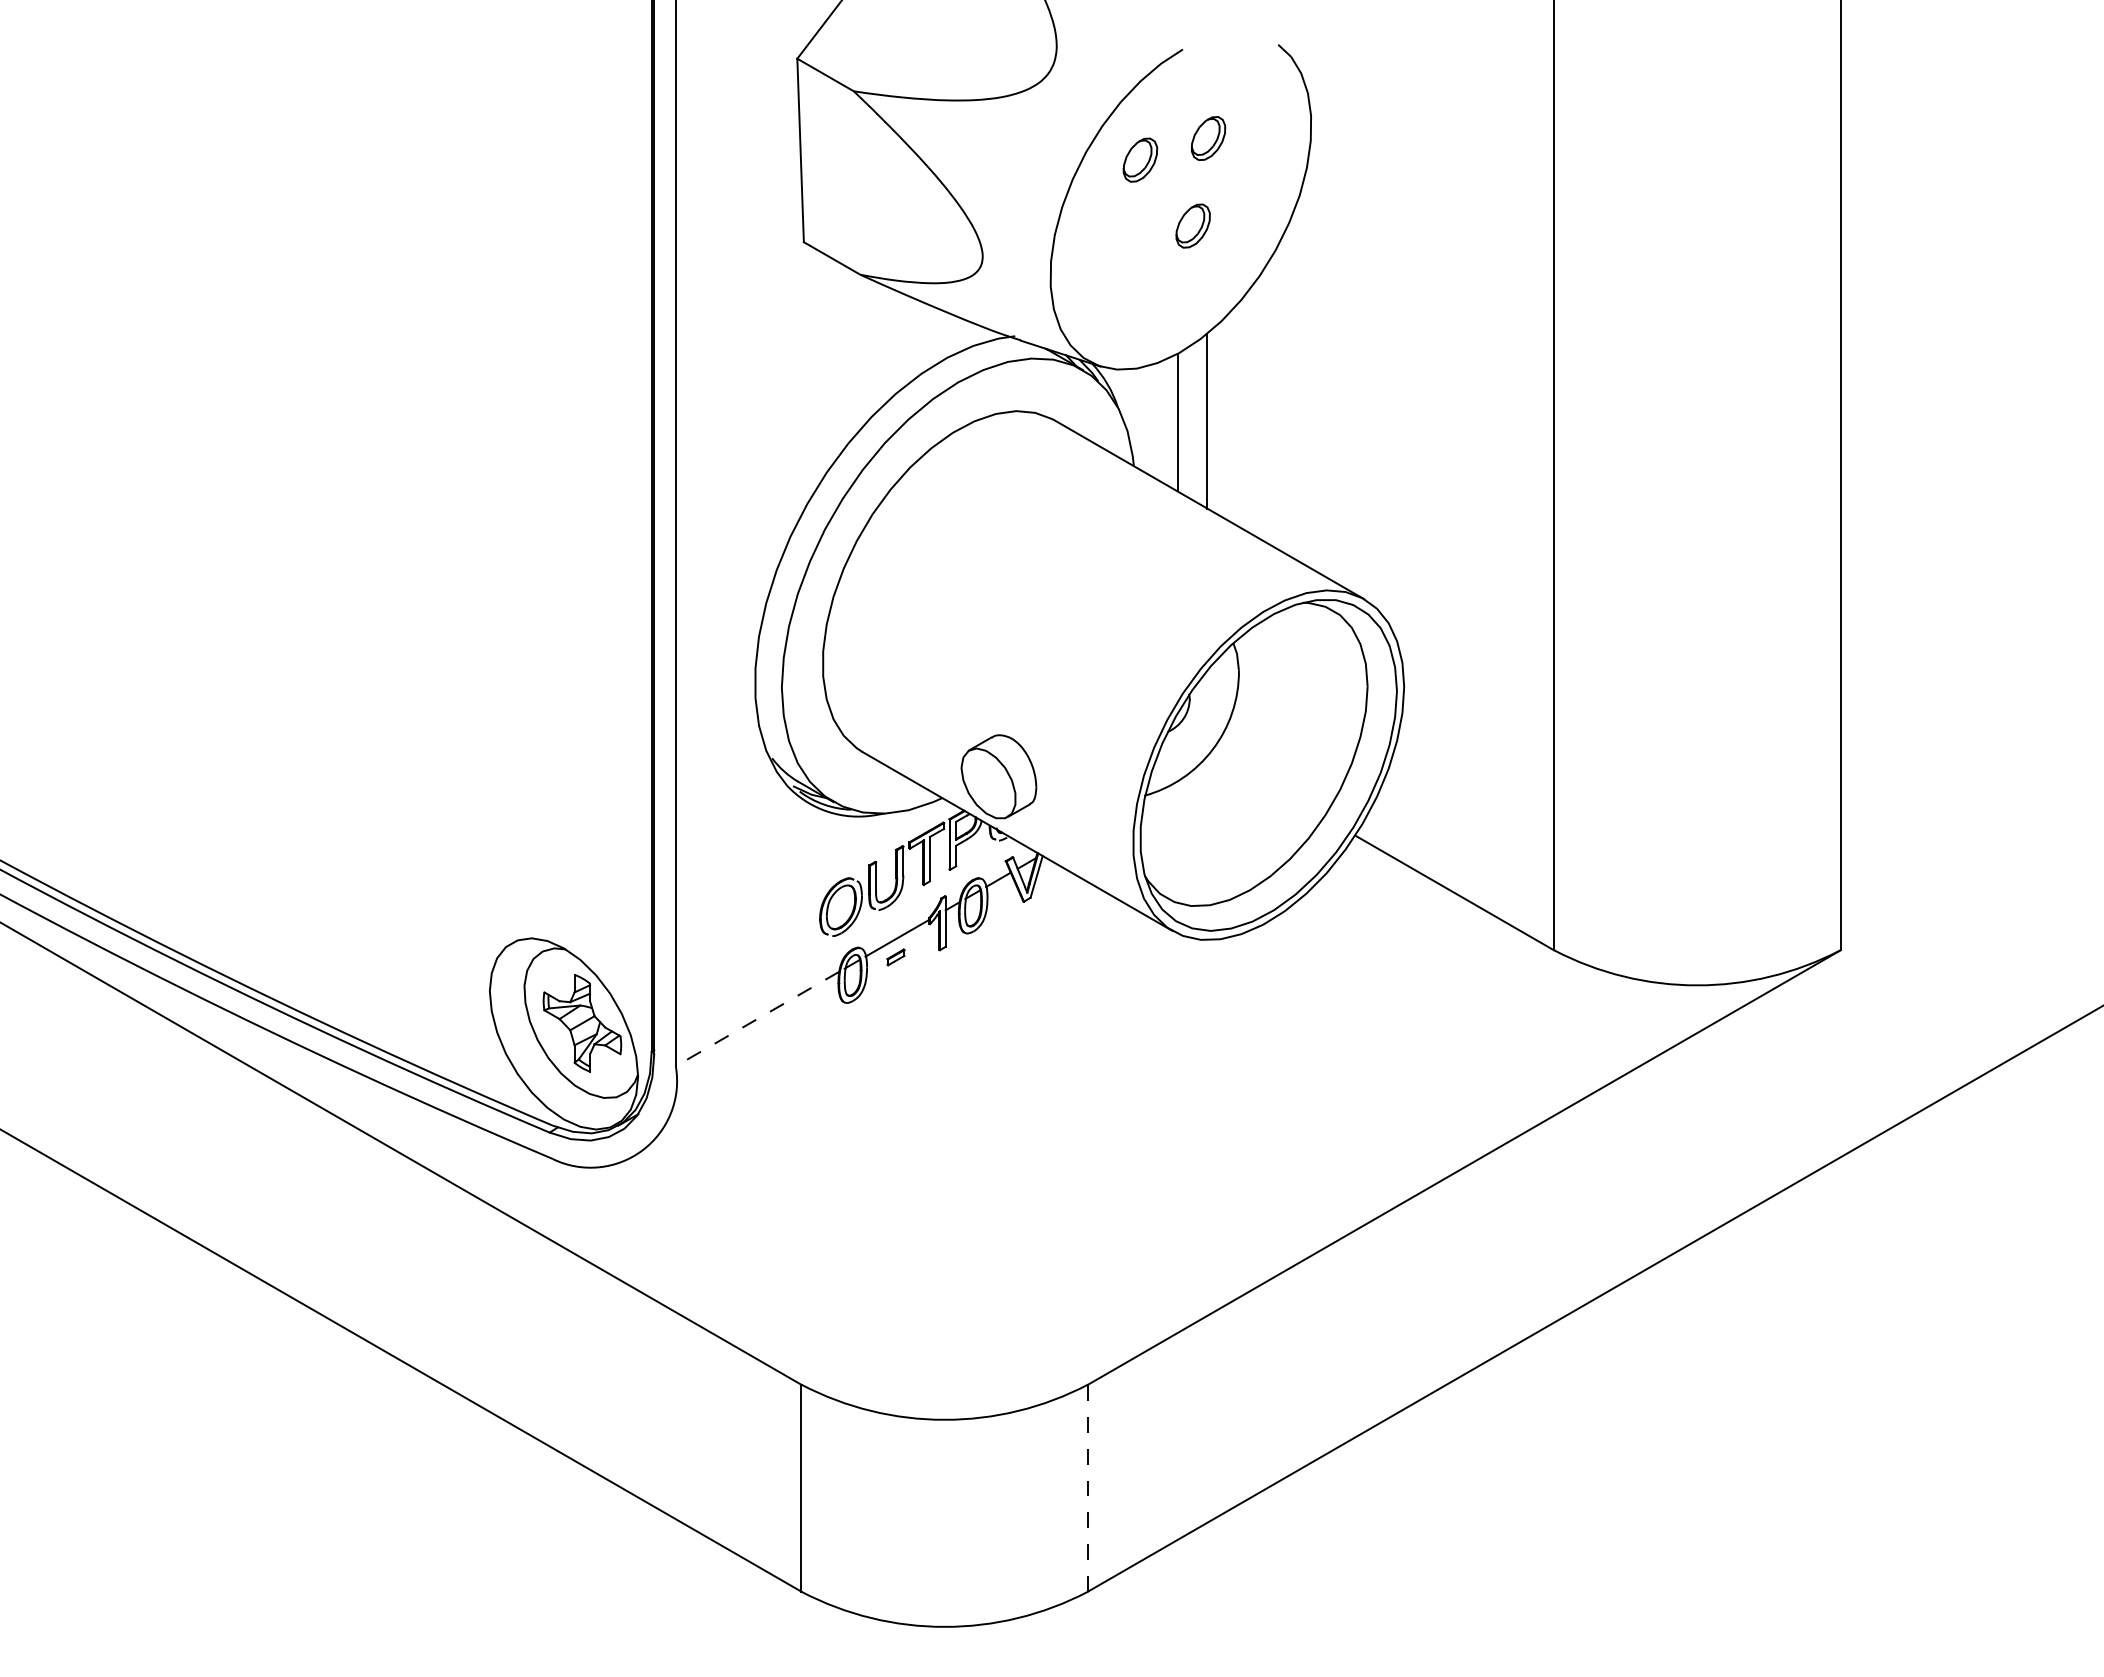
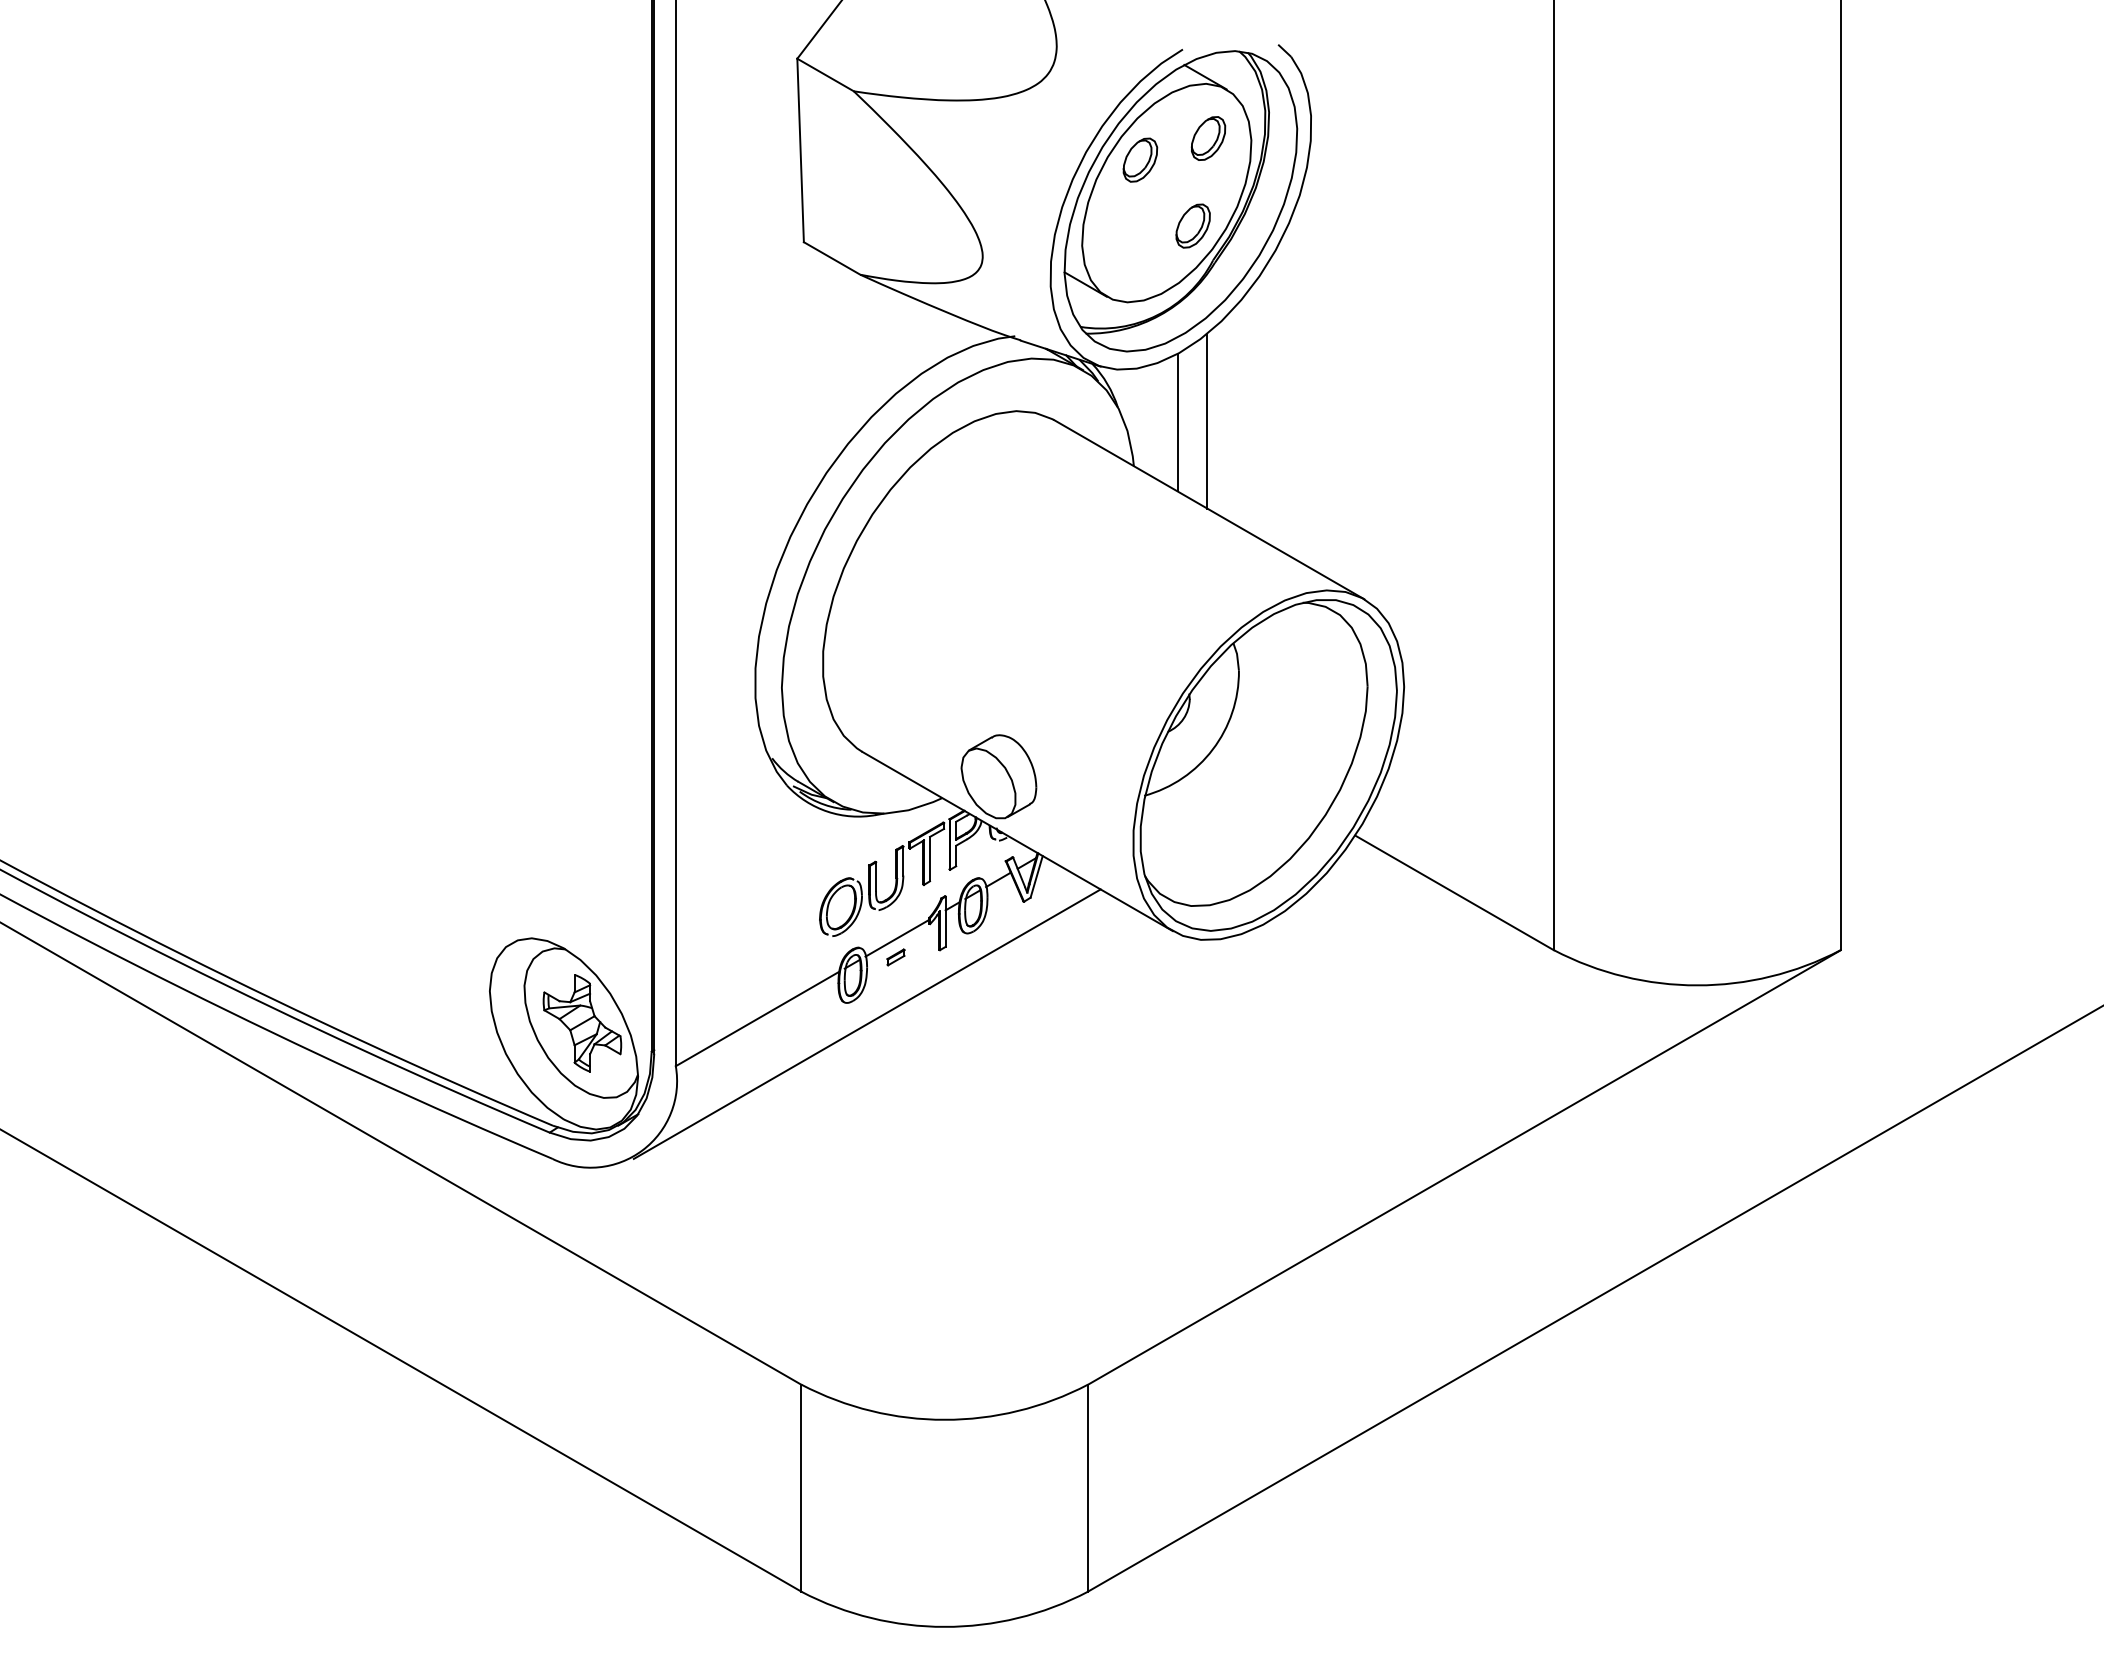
part: none -> present (1180, 201)
line: dashed -> solid (757, 1019)
line: none -> present (866, 1023)
line: dashed -> solid (1088, 1488)
